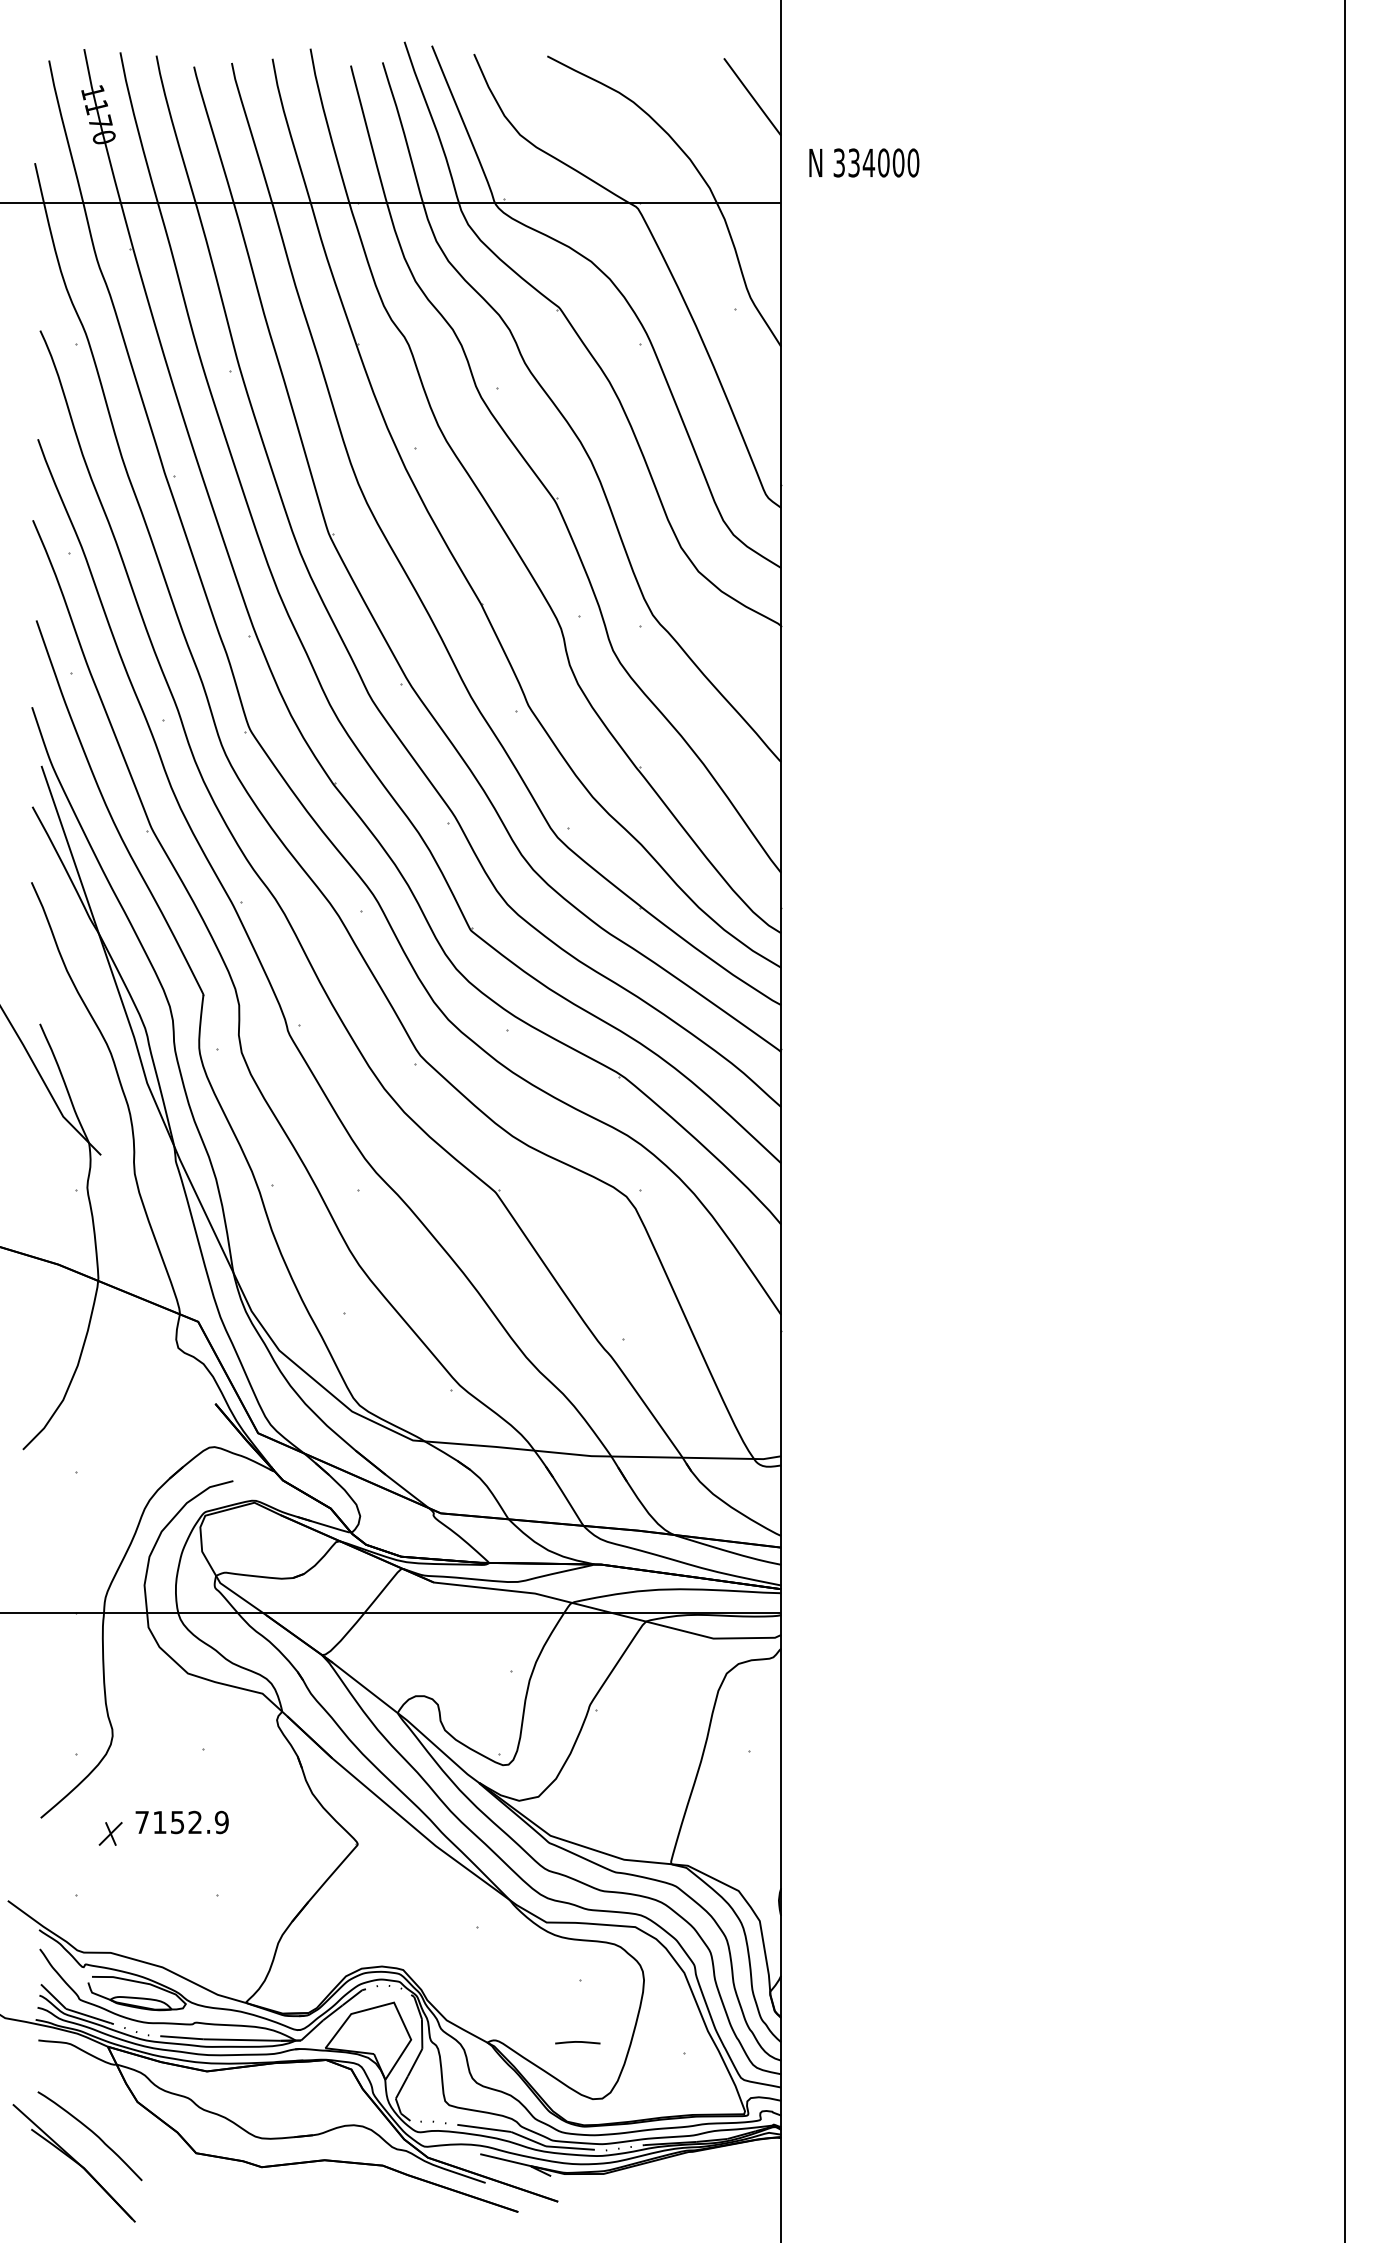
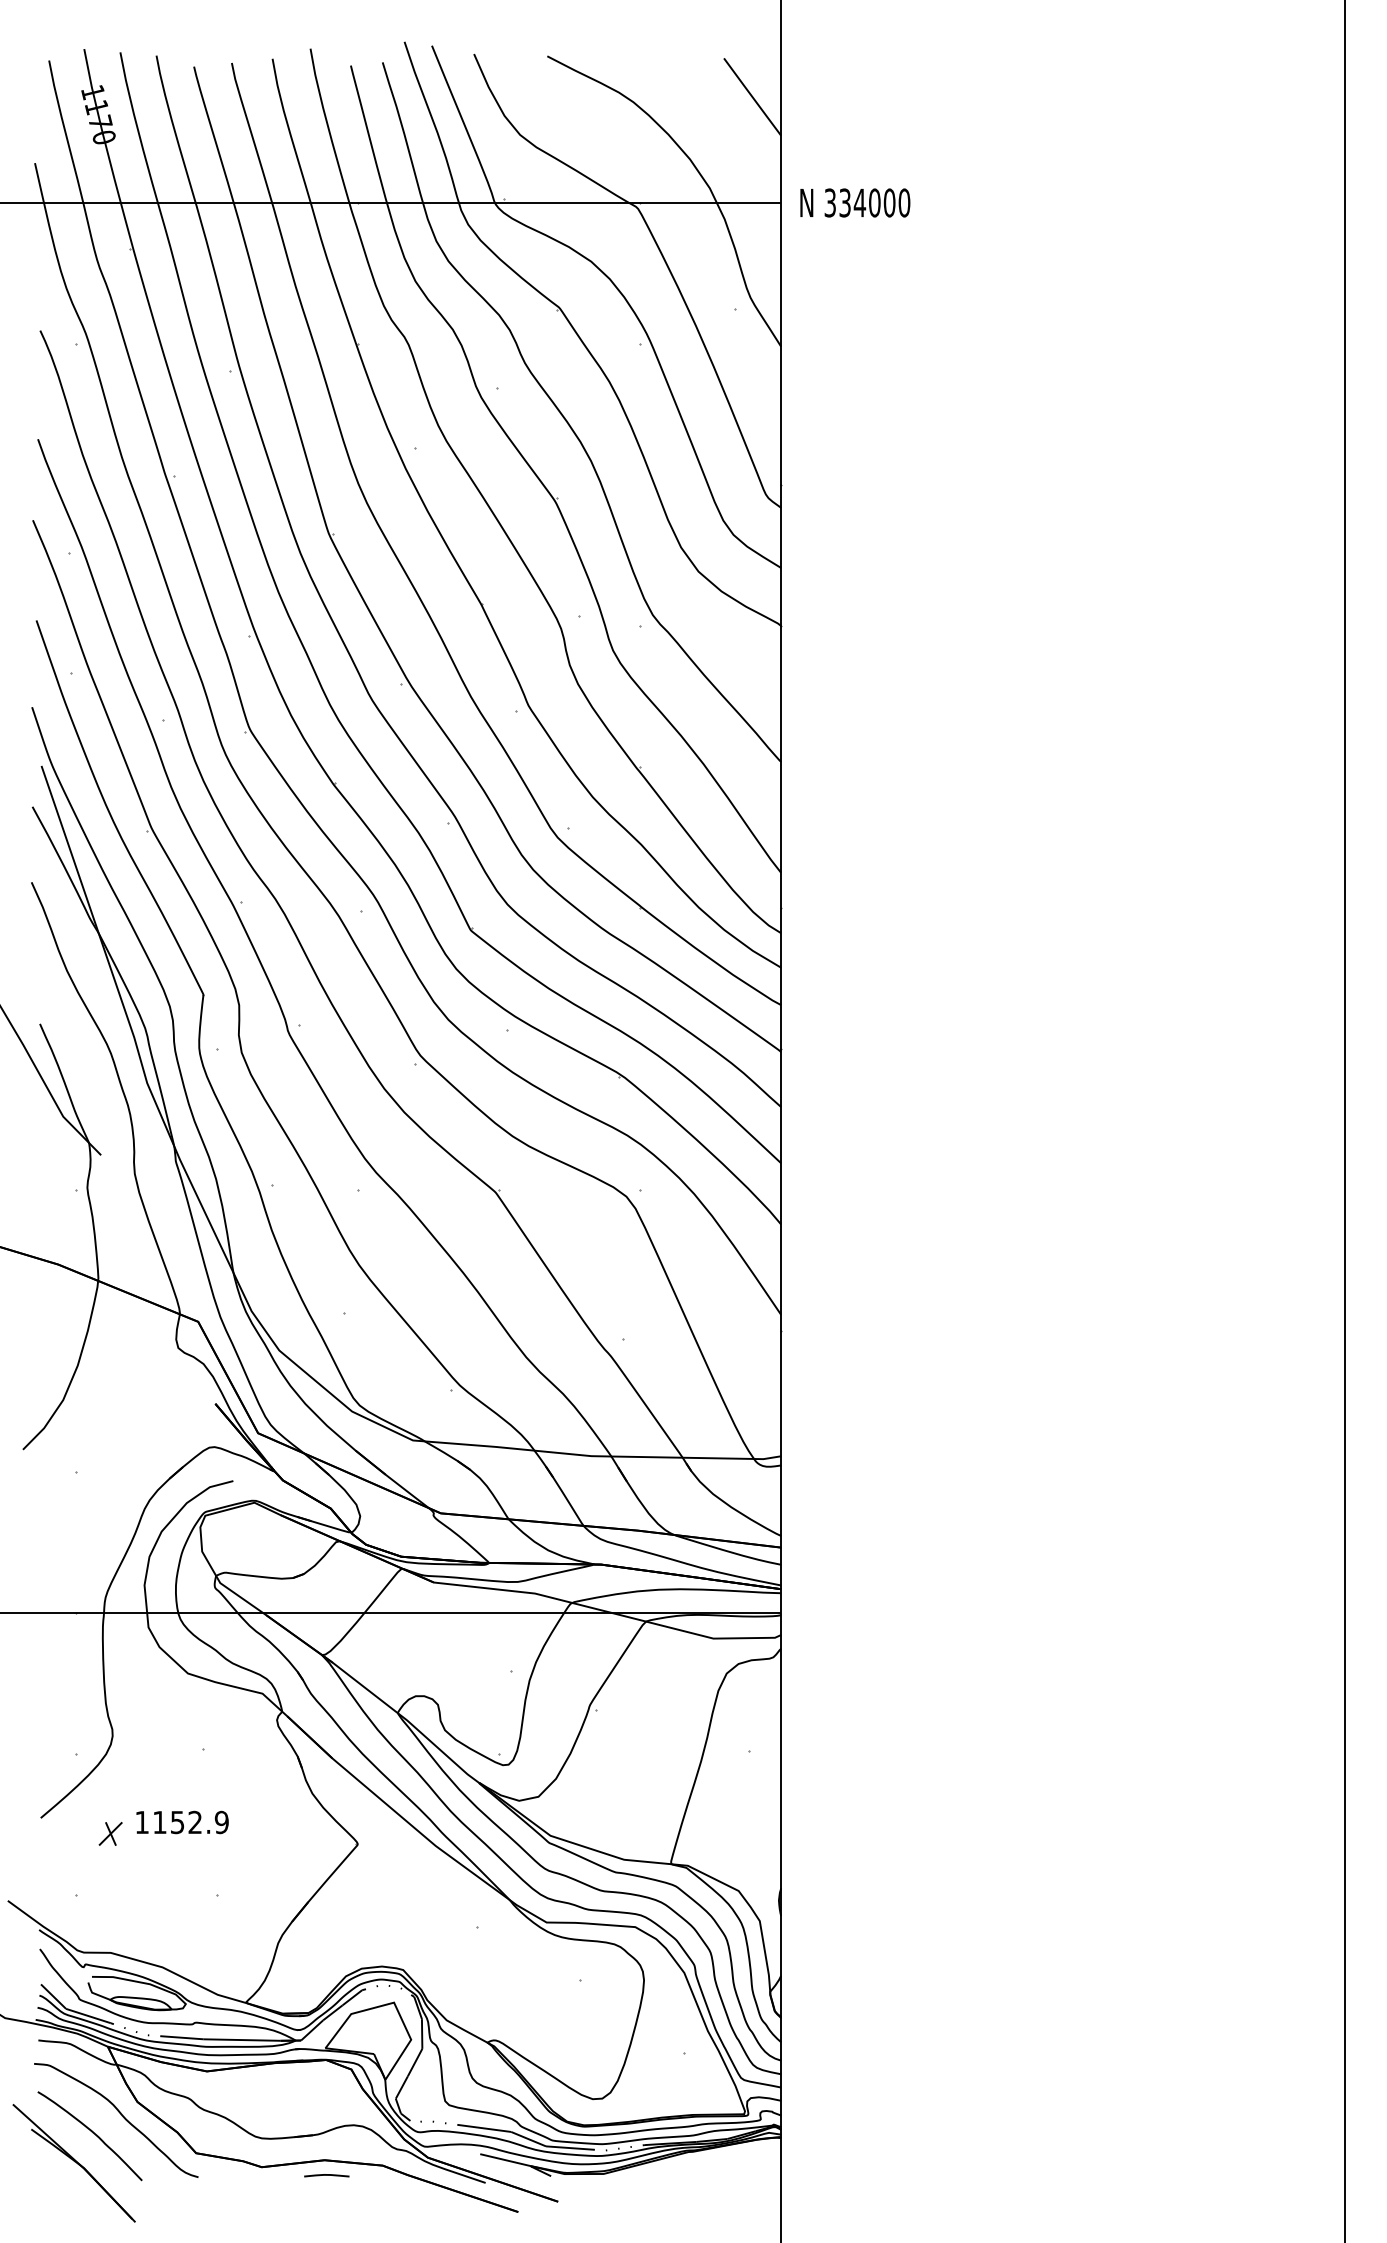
text position: (864, 162) -> (855, 202) (855, 202)
text: 7152.9 -> 1152.9 (141, 1822)
line position: (577, 2042) -> (326, 2175) (326, 2175)
curve: none -> present (122, 2117)
